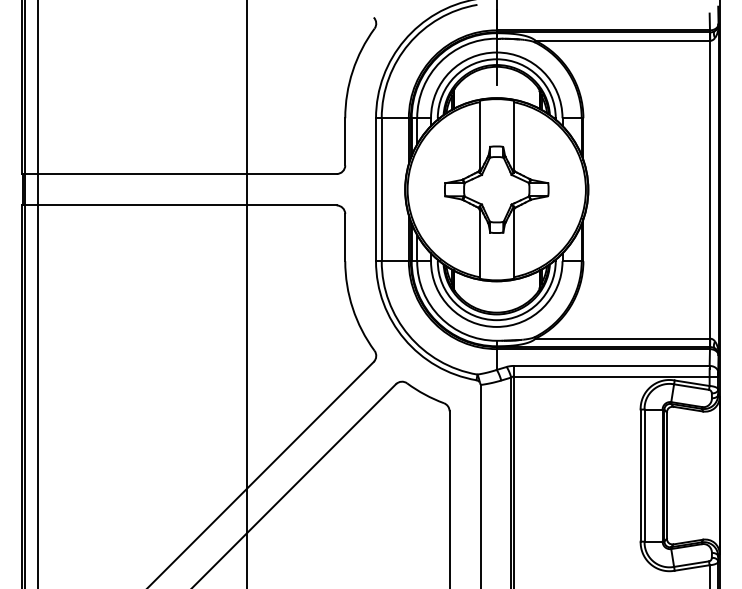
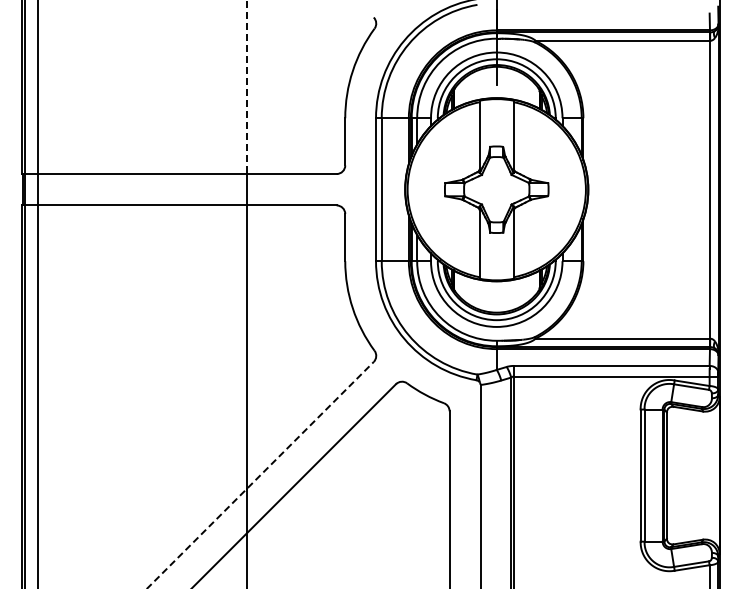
line: solid -> dashed (247, 87)
line: solid -> dashed (260, 474)
